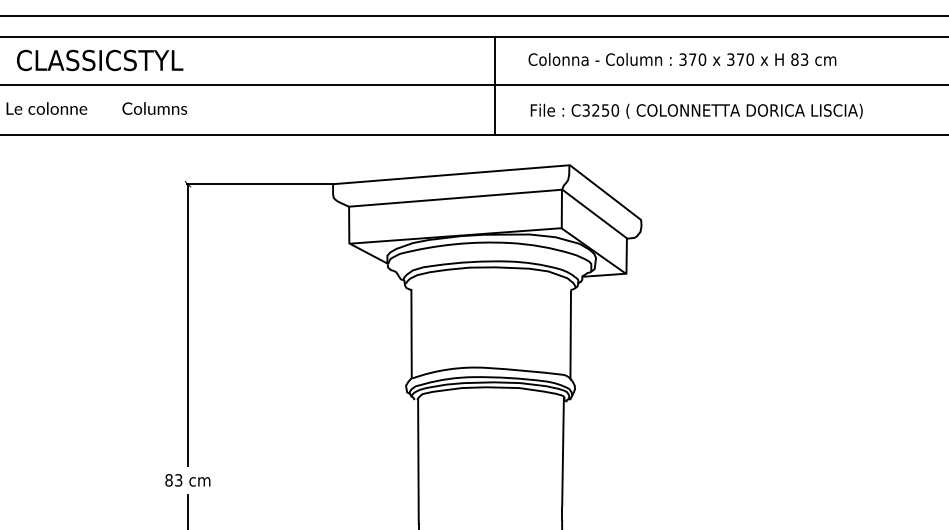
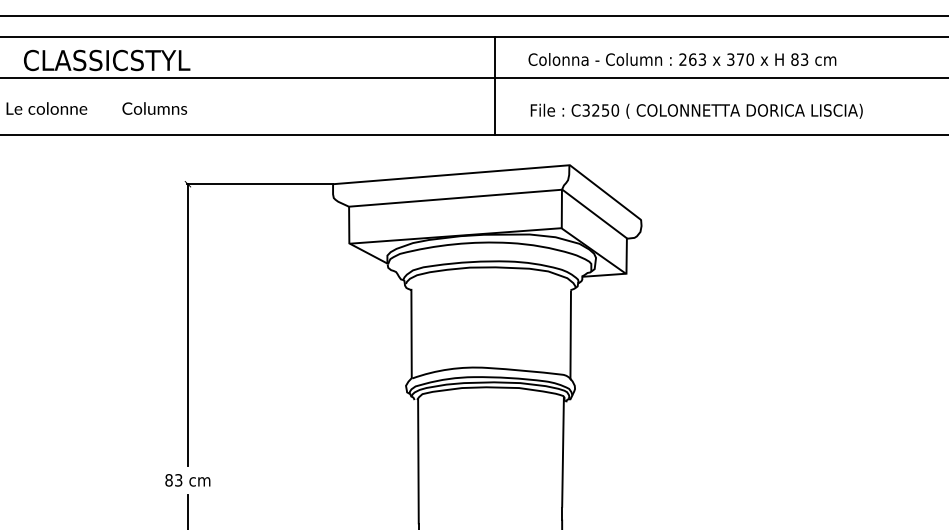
text: 370 -> 263 (692, 59)
text position: (100, 60) -> (107, 60) (107, 60)
line position: (473, 84) -> (473, 77) (473, 77)
